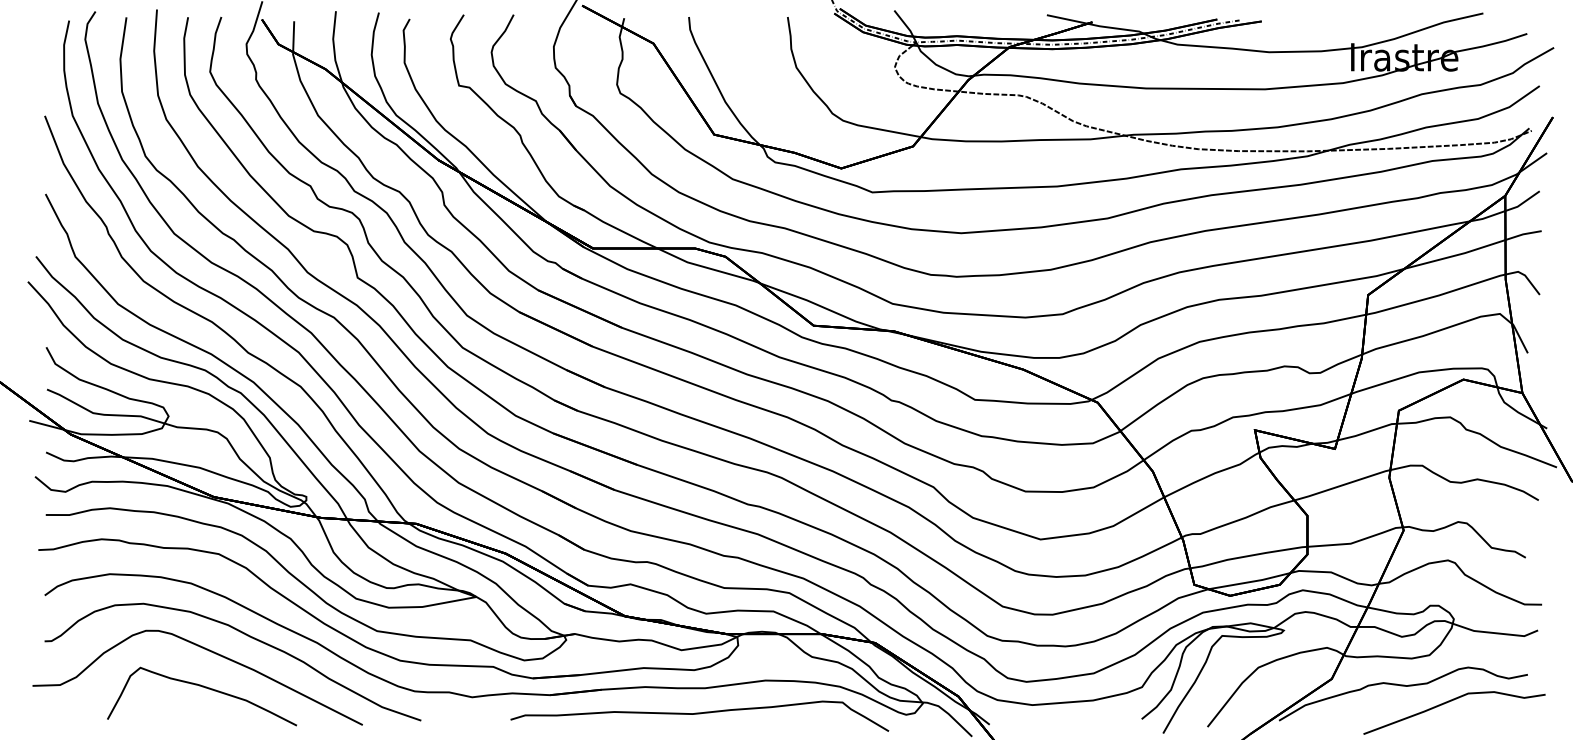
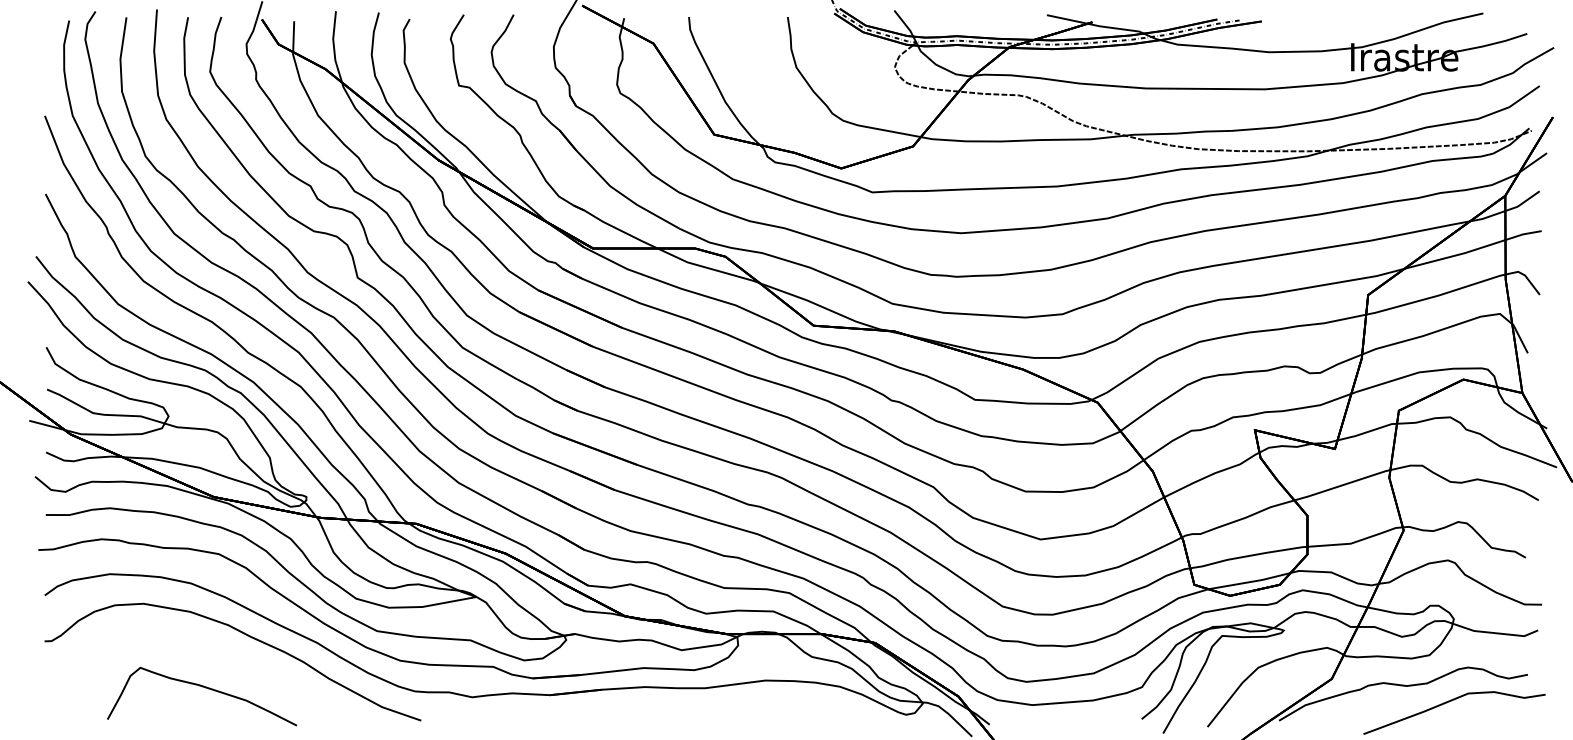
curve: present -> none (208, 651)
curve: present -> none (699, 714)
